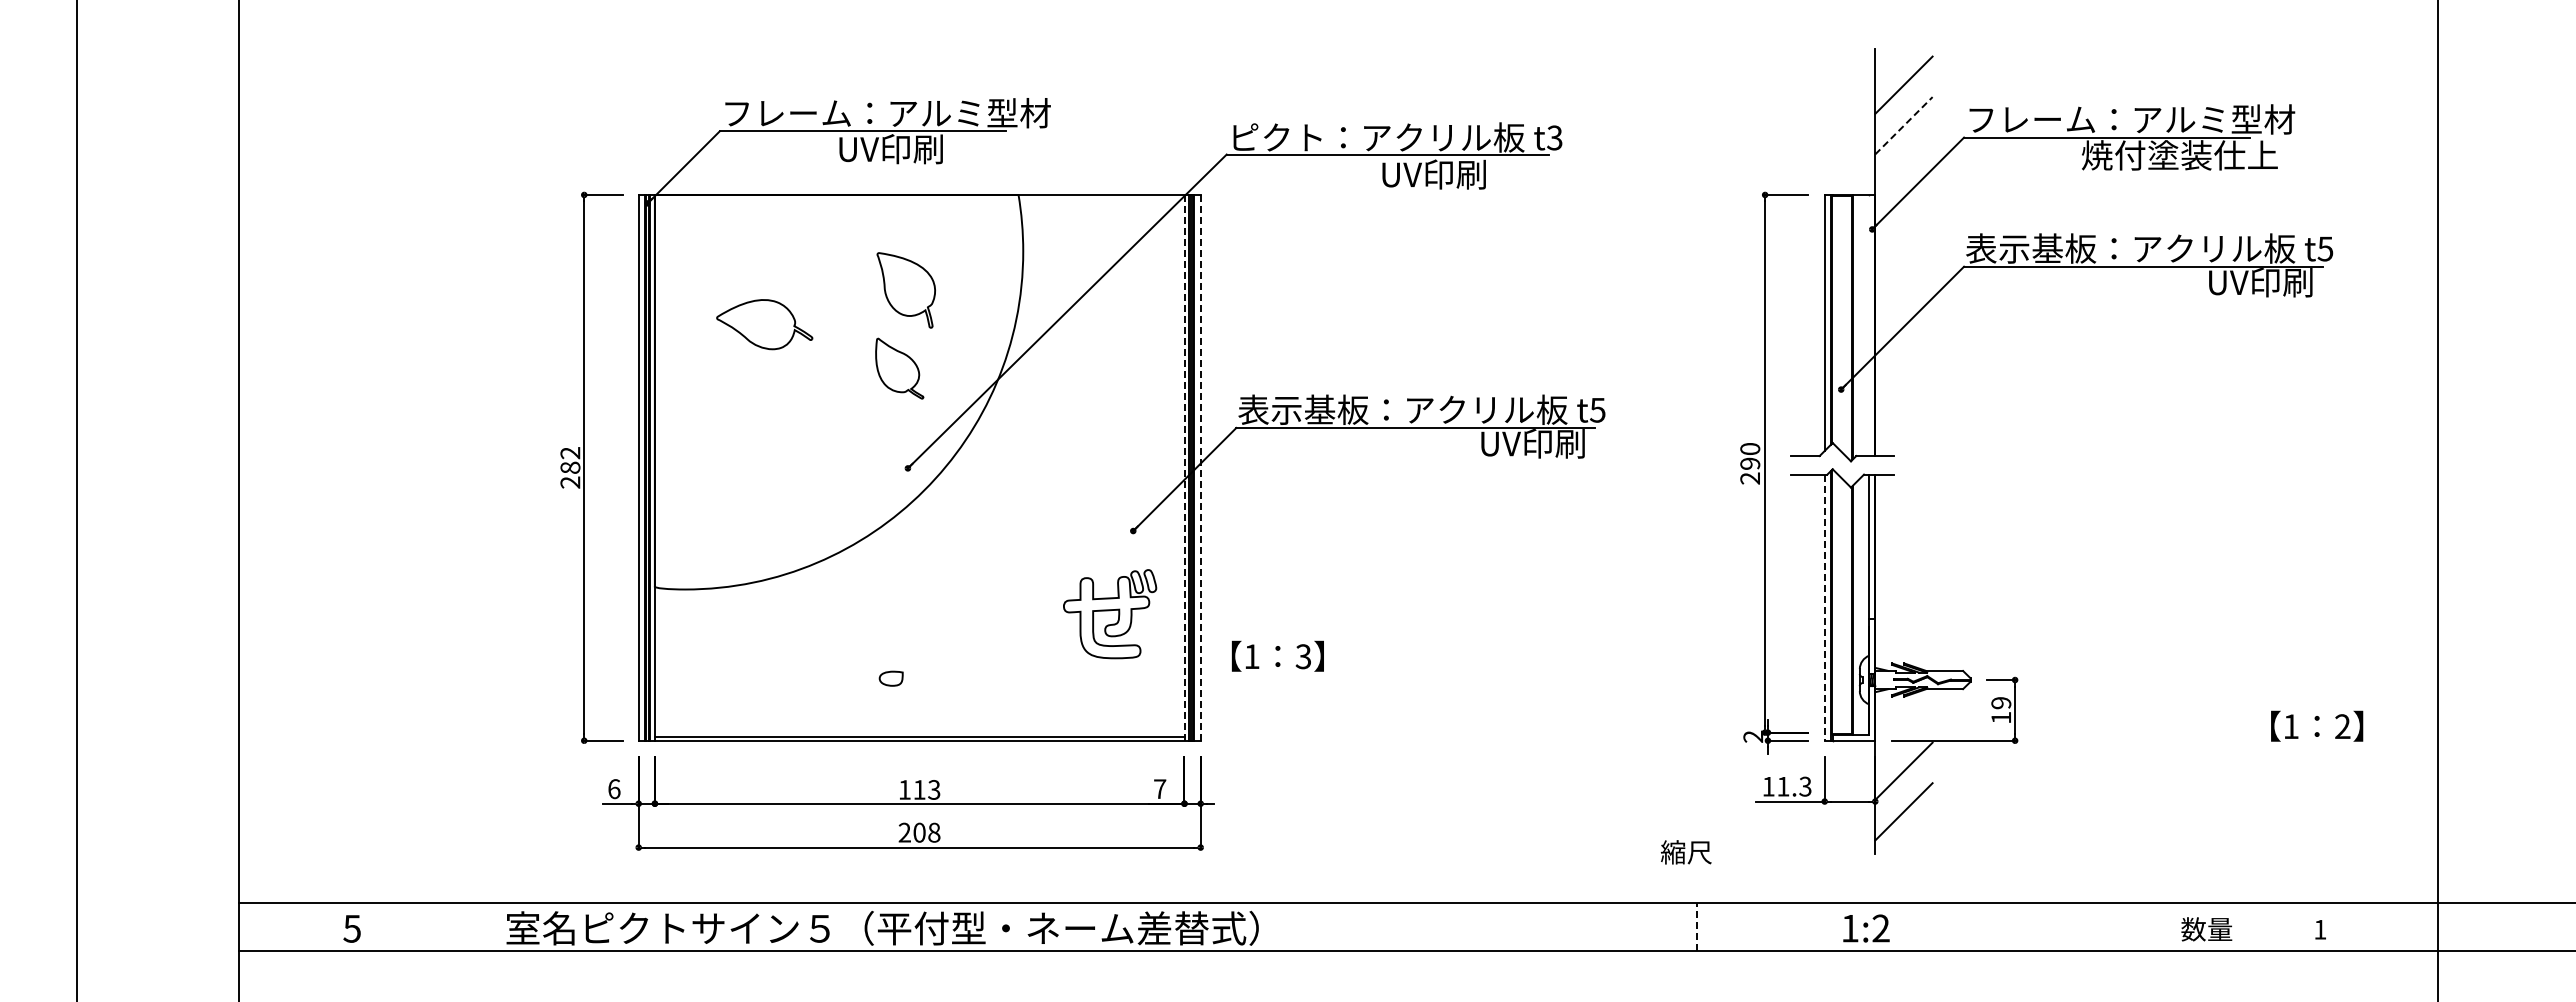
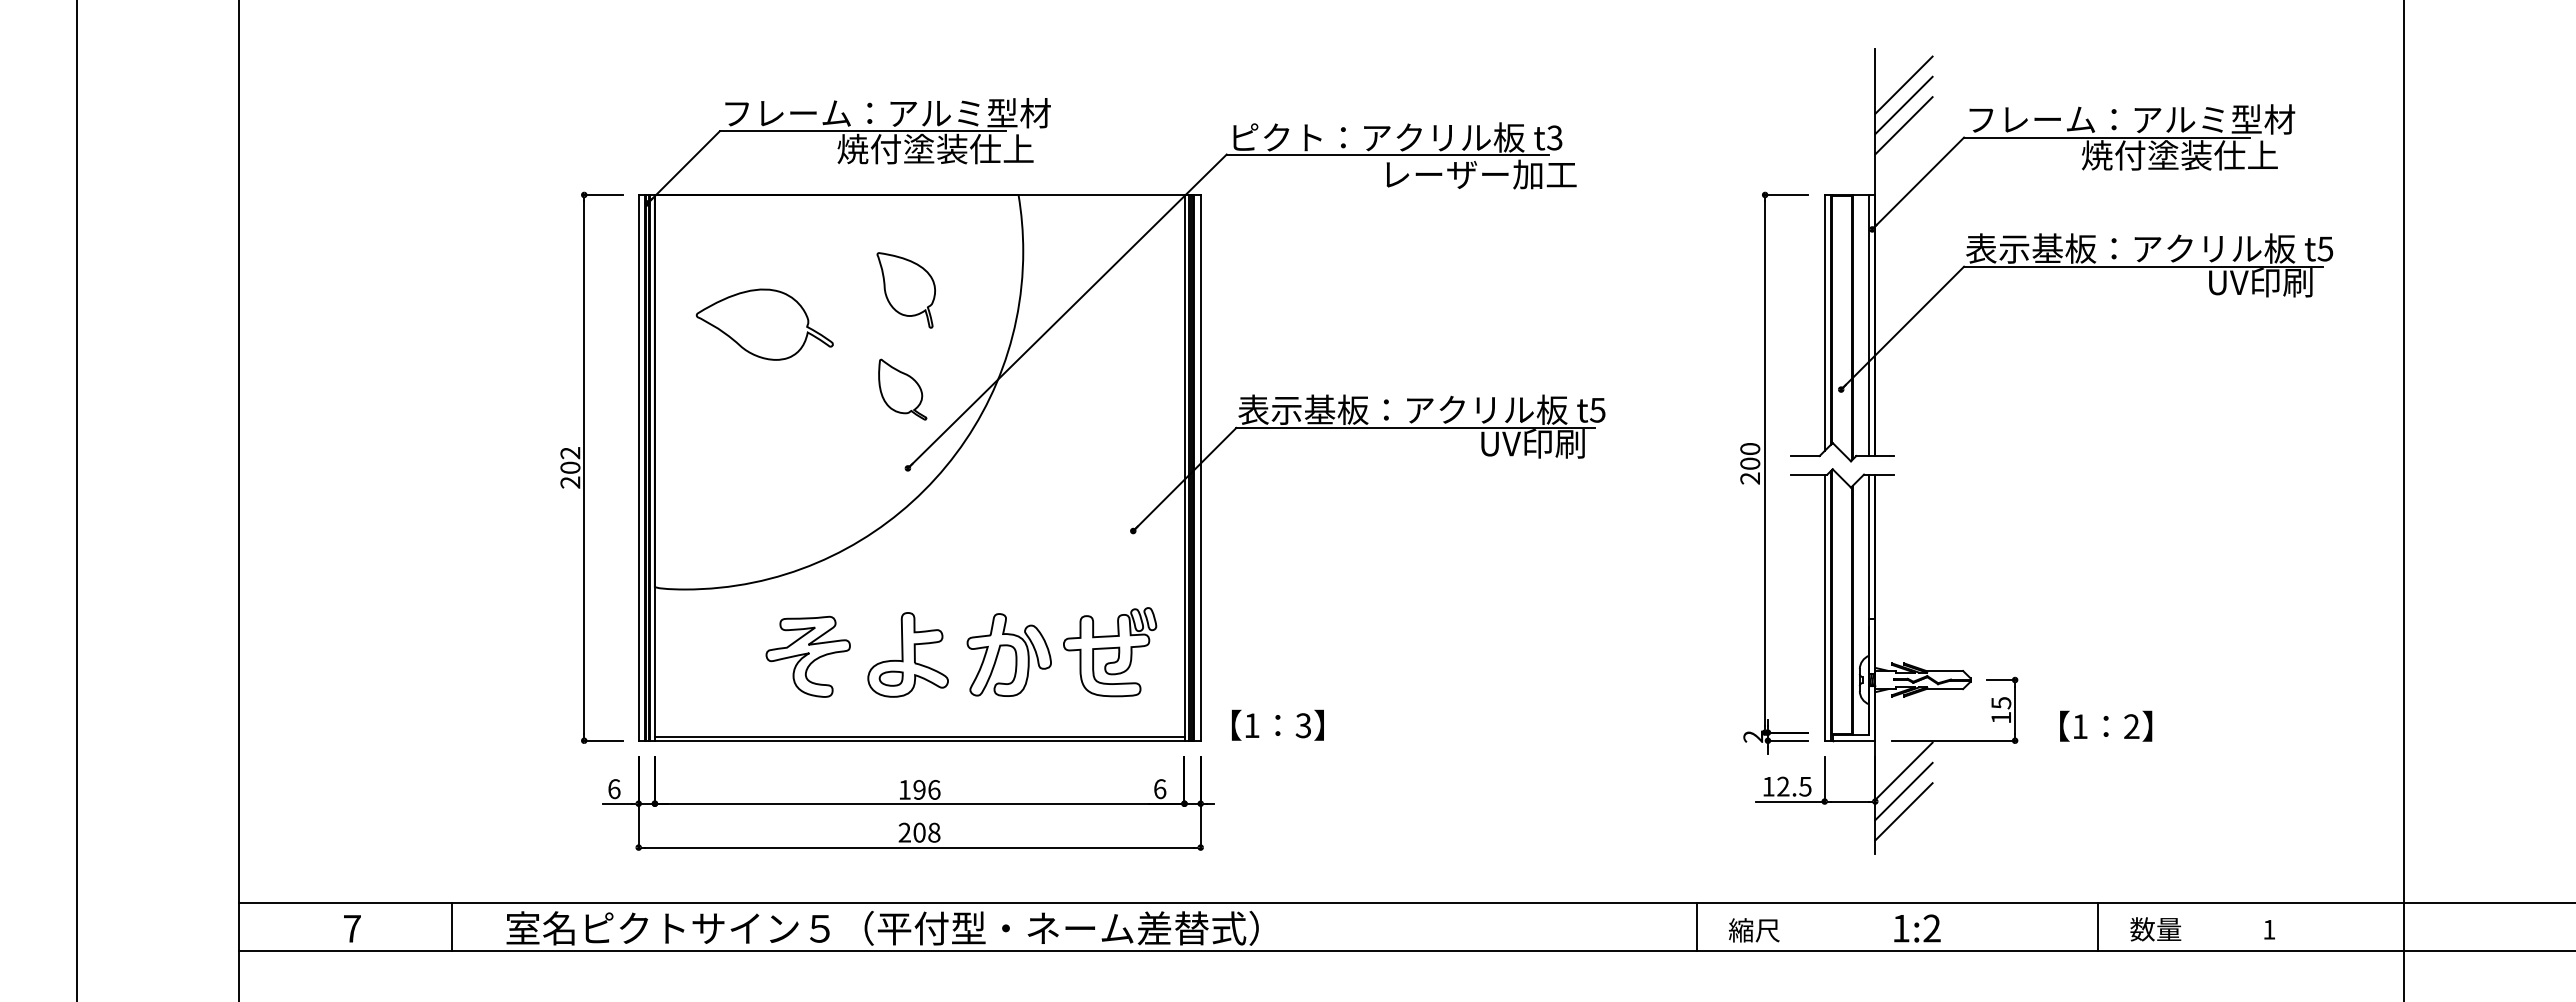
line: none -> present (1903, 105)
line: dashed -> solid (1903, 125)
text: UV印刷 -> 焼付塗装仕上 (935, 148)
text: UV印刷 -> レーザー加工 (1479, 174)
part size: 98x52 px -> 139x73 px (764, 324)
line: none -> present (1869, 325)
part position: (899, 368) -> (902, 389) (902, 389)
text: 290 -> 200 (1750, 463)
text: 282 -> 202 (570, 467)
line: dashed -> solid (1184, 467)
line: dashed -> solid (1200, 467)
line position: (2437, 500) -> (2403, 500) (2403, 500)
line: dashed -> solid (1824, 608)
part position: (1110, 614) -> (1110, 652) (1110, 652)
part: none -> present (1014, 651)
part: none -> present (907, 654)
text position: (1277, 655) -> (1277, 724) (1277, 724)
part: none -> present (807, 656)
text: 19 -> 15 (2001, 703)
text position: (2317, 725) -> (2106, 725) (2106, 725)
text: 11.3 -> 12.5 (1794, 786)
text: 113 -> 196 (926, 789)
text: 7 -> 6 (1160, 789)
line: none -> present (1903, 791)
text position: (1686, 852) -> (1754, 930) (1754, 930)
line: none -> present (452, 926)
line: dashed -> solid (1696, 926)
line: none -> present (2098, 926)
text: 5 -> 7 (351, 928)
text position: (1866, 928) -> (1917, 928) (1917, 928)
text position: (2253, 929) -> (2202, 929) (2202, 929)
